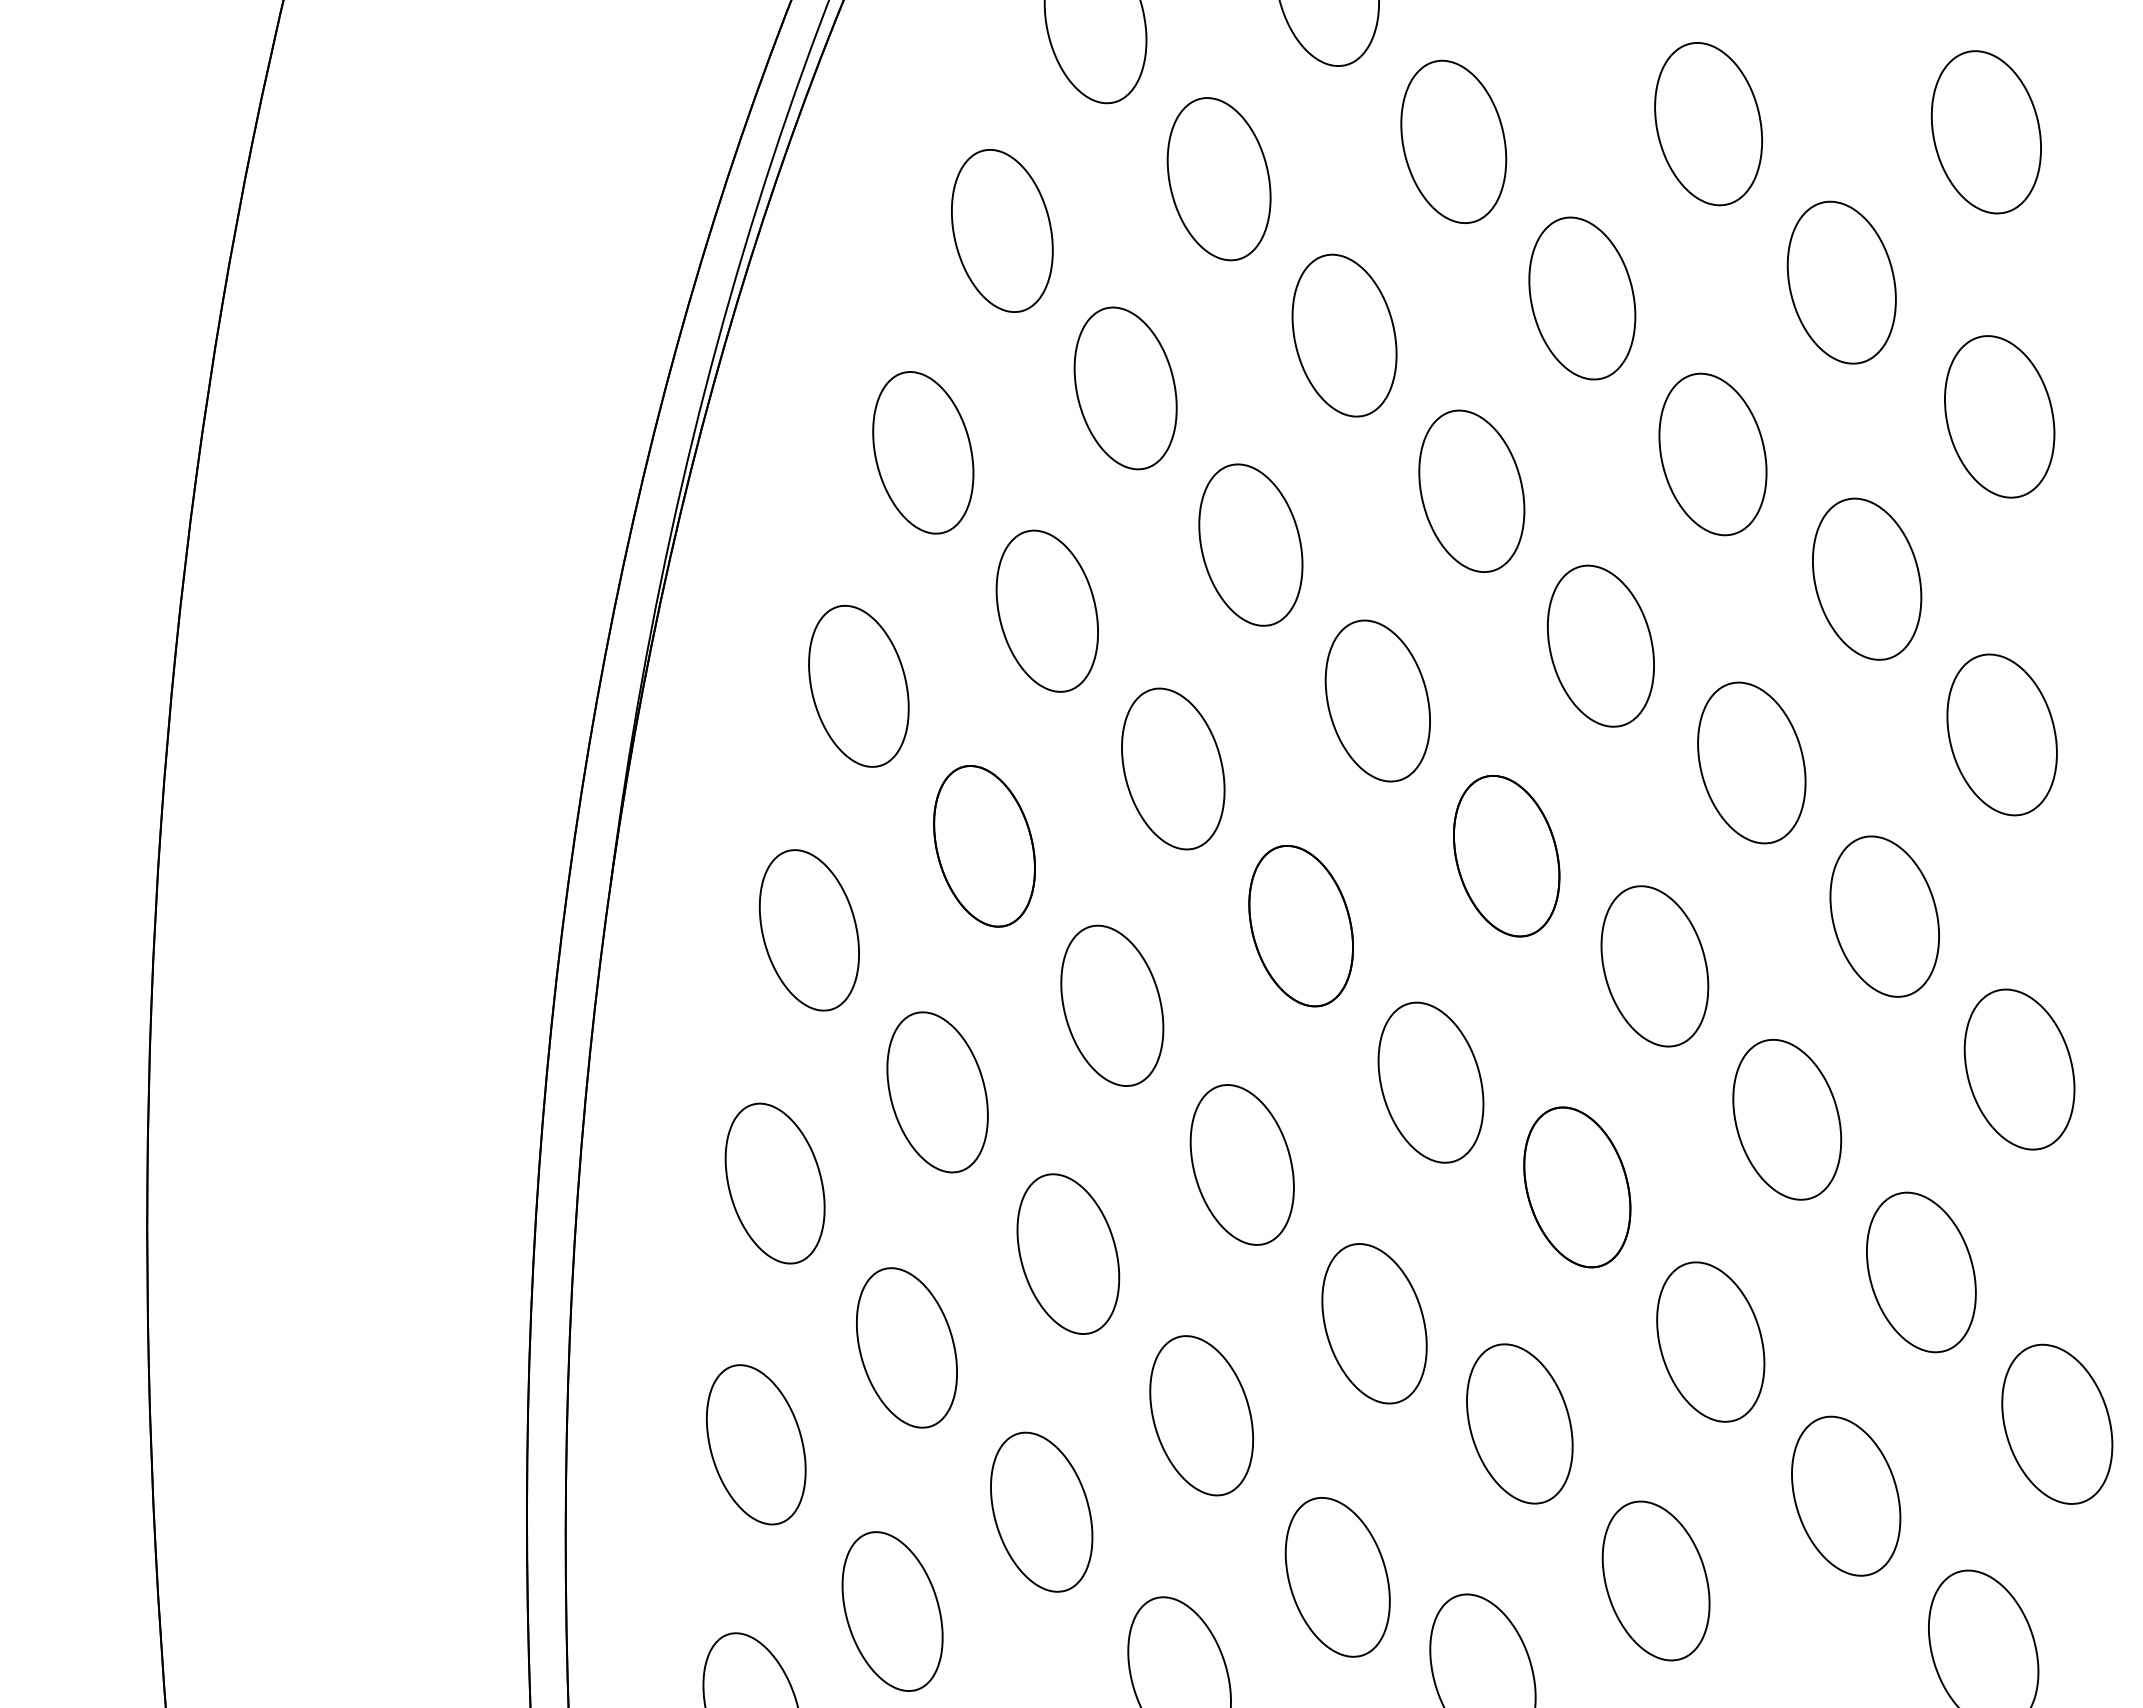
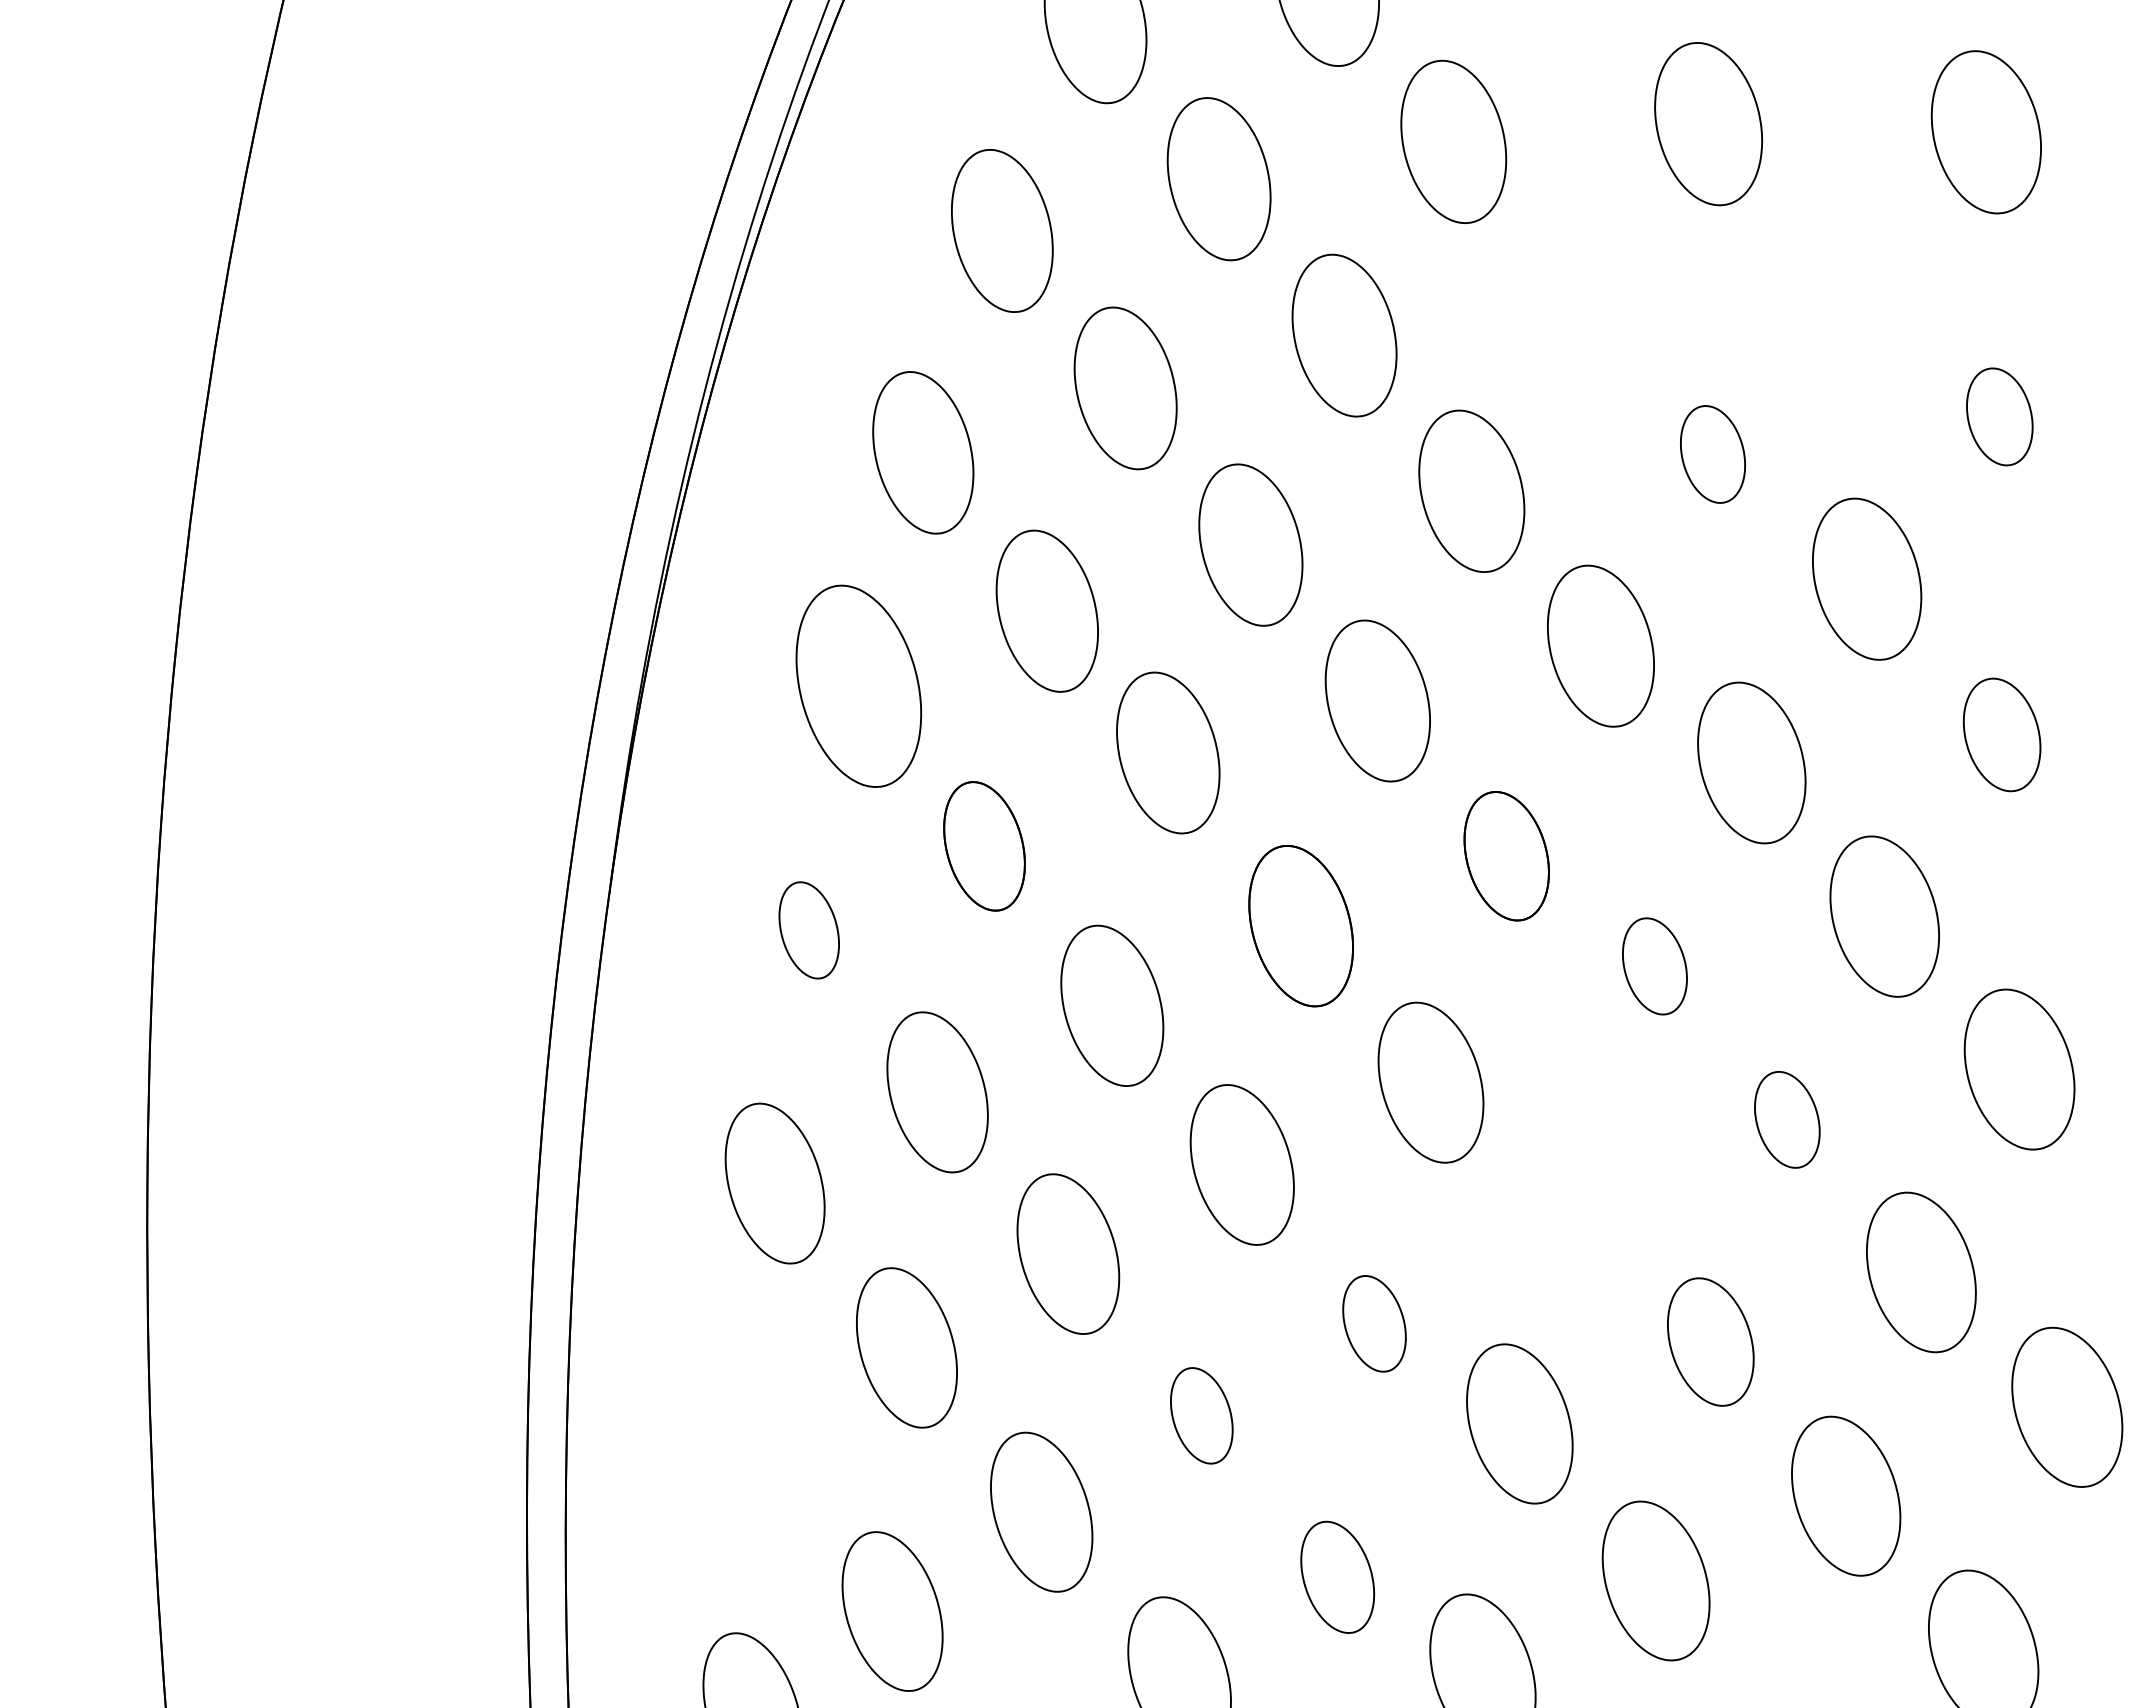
part: present -> none (1841, 282)
part: present -> none (1582, 298)
part size: 112x164 px -> 68x100 px (1999, 416)
part size: 110x165 px -> 66x99 px (1712, 454)
part size: 102x163 px -> 128x204 px (858, 685)
part size: 112x164 px -> 80x116 px (2001, 734)
part position: (1173, 768) -> (1168, 752) (1168, 752)
part size: 103x163 px -> 83x131 px (984, 846)
part size: 108x163 px -> 87x131 px (1506, 856)
part size: 102x163 px -> 62x99 px (808, 930)
part size: 110x163 px -> 66x99 px (1654, 966)
part size: 111x162 px -> 67x98 px (1787, 1119)
part: present -> none (1577, 1187)
part size: 107x162 px -> 65x98 px (1374, 1323)
part size: 110x162 px -> 88x130 px (1710, 1341)
part size: 106x162 px -> 64x98 px (1201, 1415)
part position: (2057, 1423) -> (2067, 1406) (2067, 1406)
part: present -> none (756, 1444)
part size: 107x161 px -> 76x114 px (1337, 1576)
